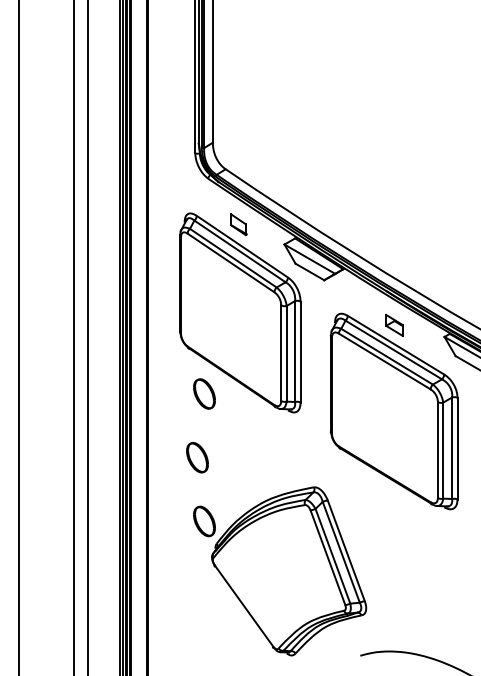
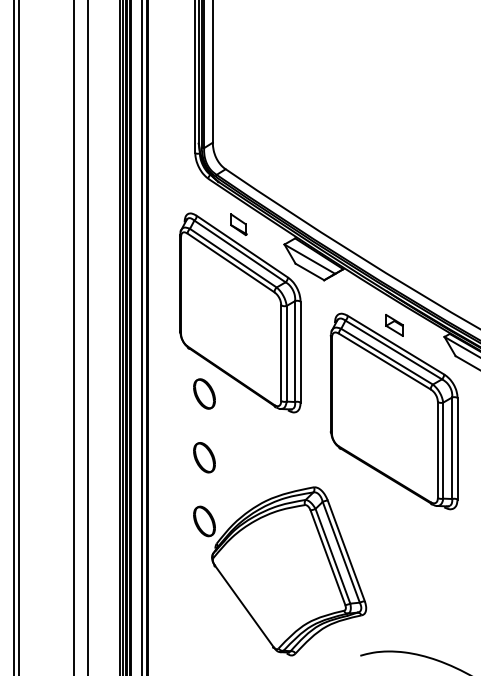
line: none -> present (14, 337)
line: none -> present (142, 337)
part position: (197, 457) -> (204, 457) (204, 457)
